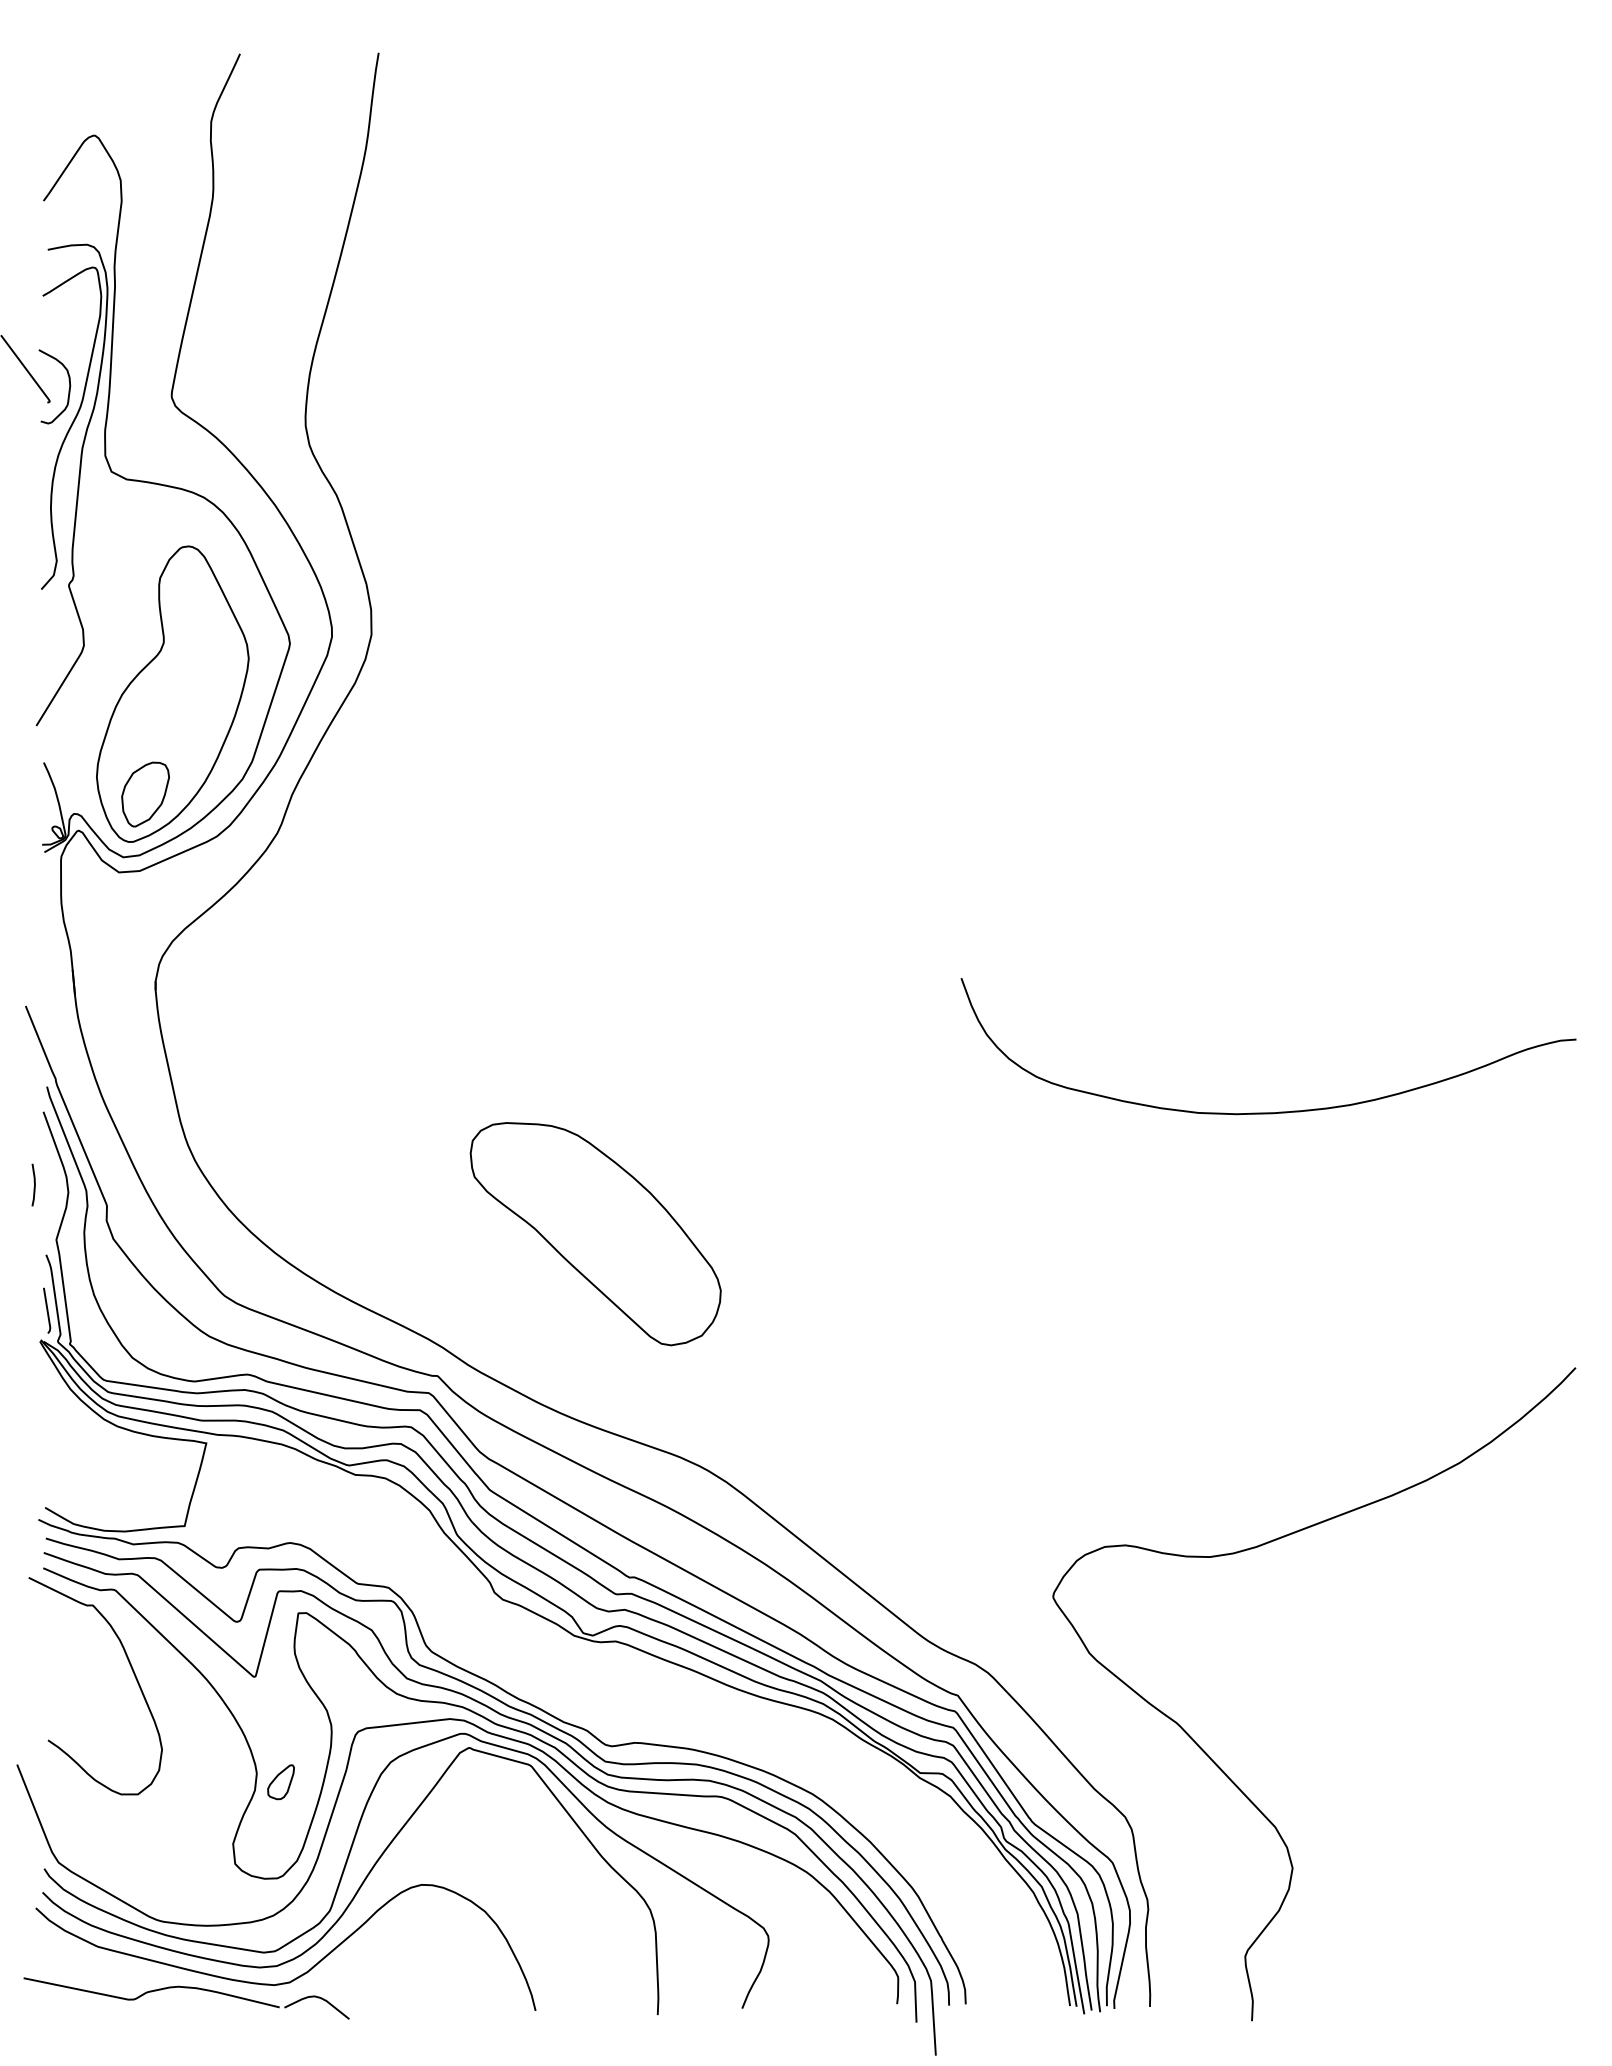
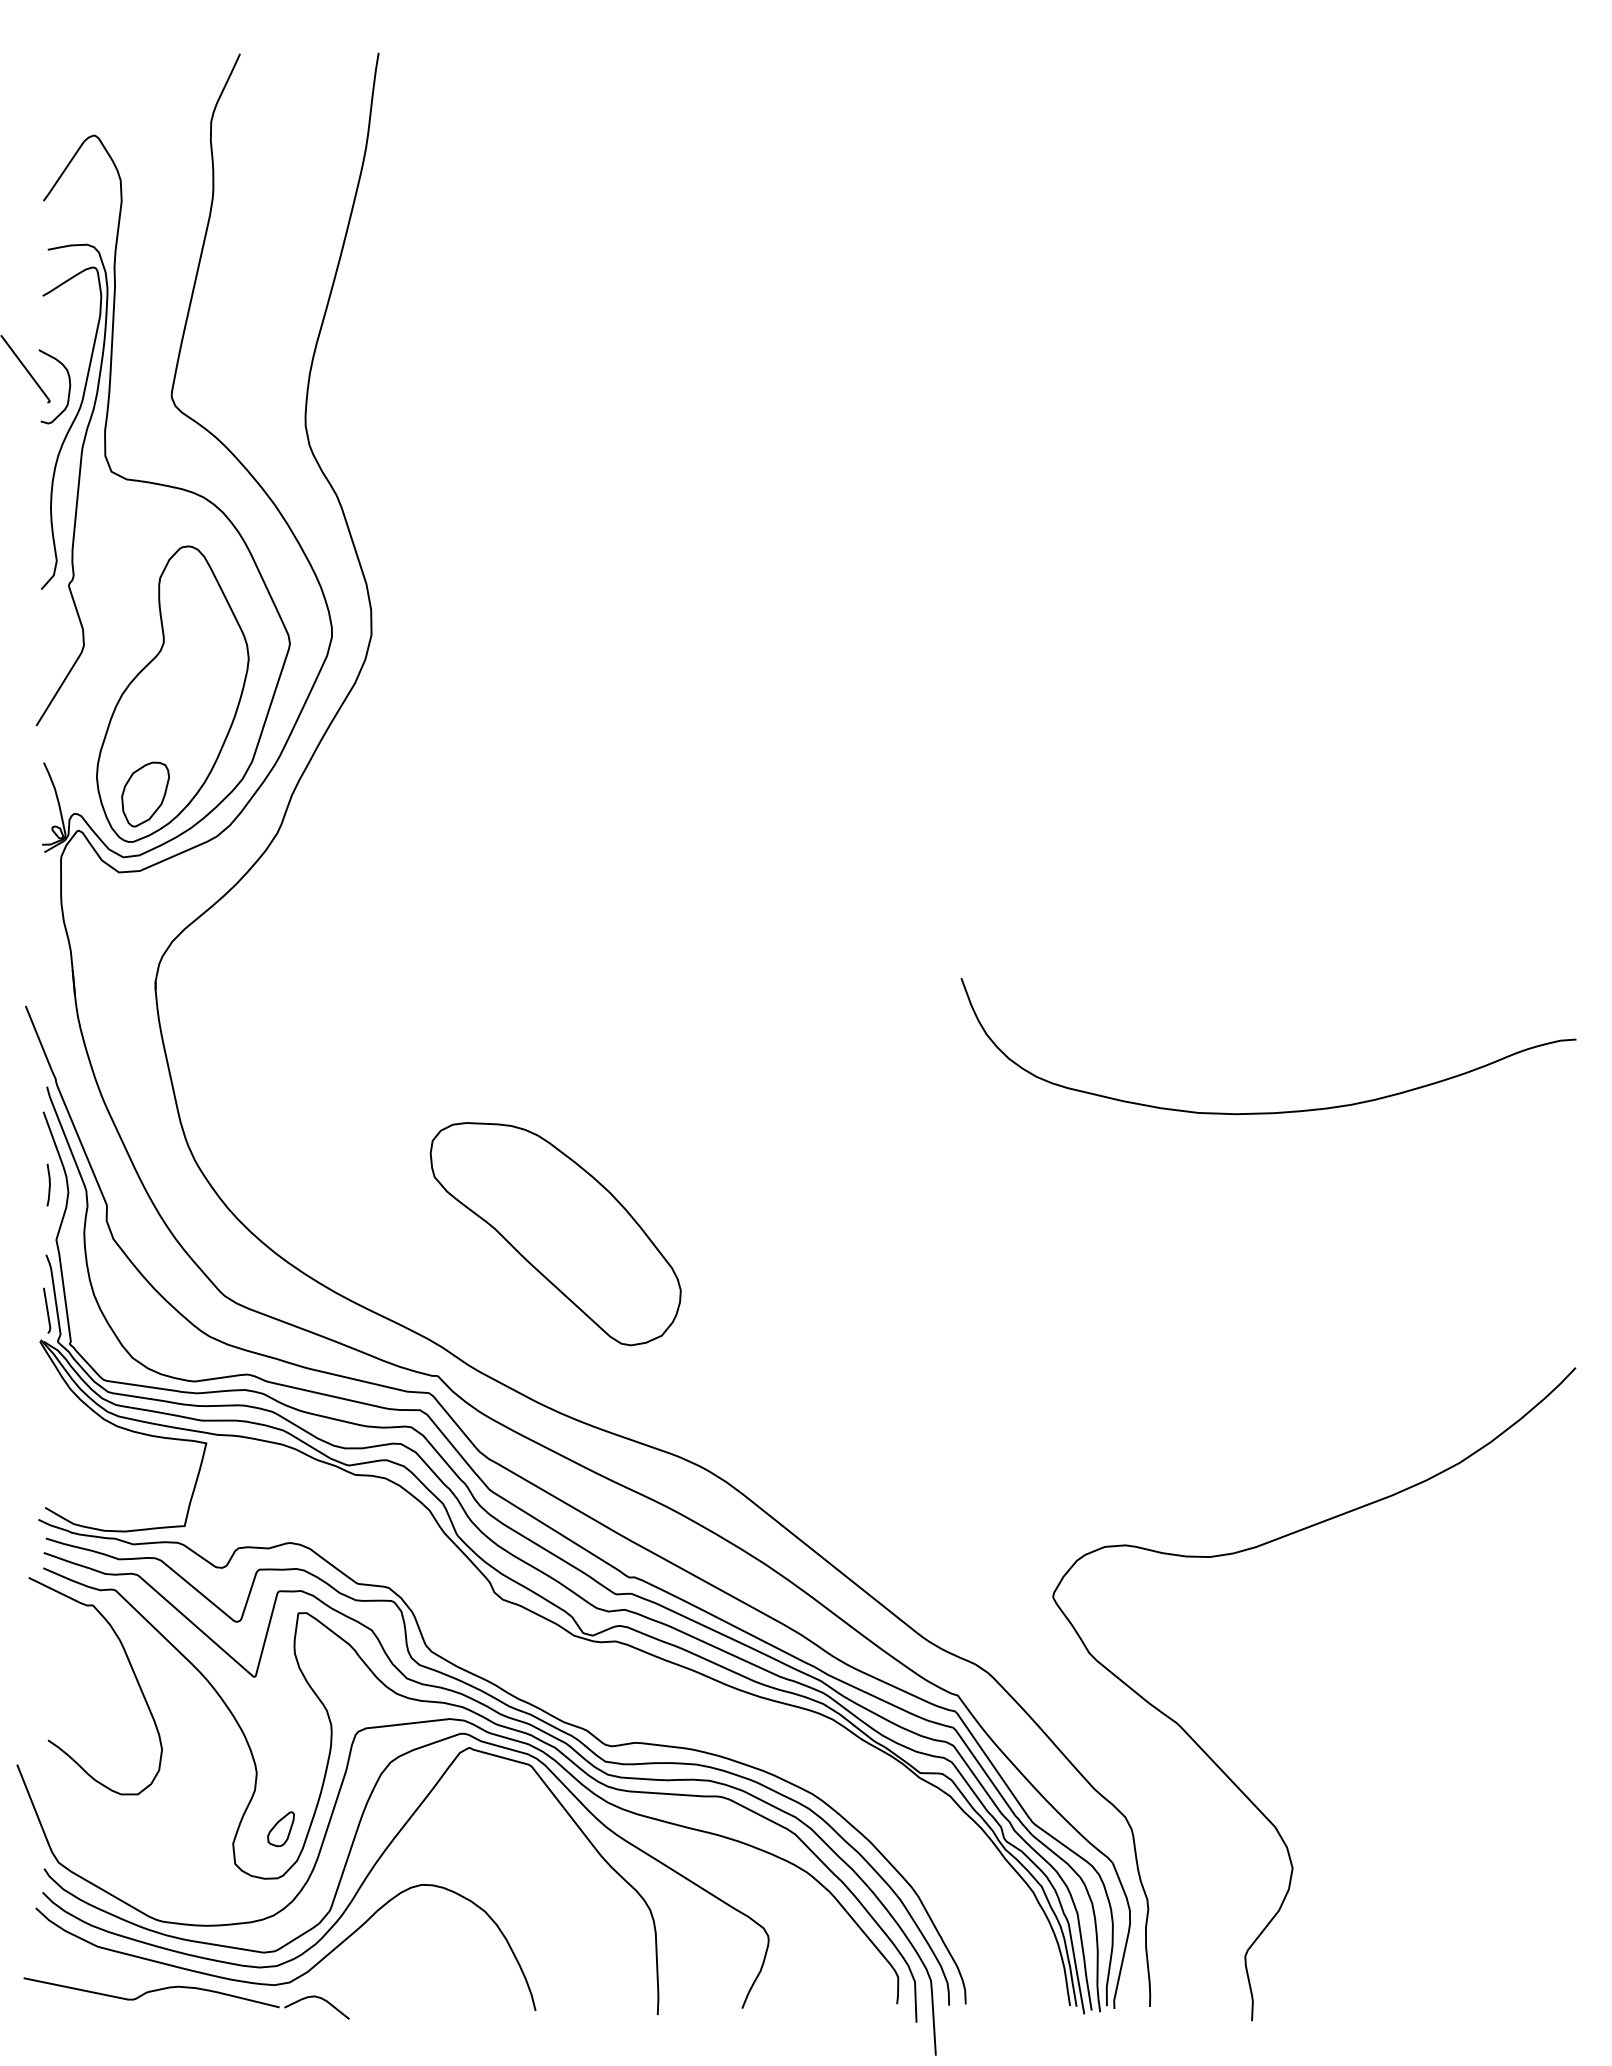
line position: (34, 1184) -> (49, 1184) (49, 1184)
part position: (595, 1234) -> (555, 1234) (555, 1234)
part position: (280, 1782) -> (280, 1829) (280, 1829)
